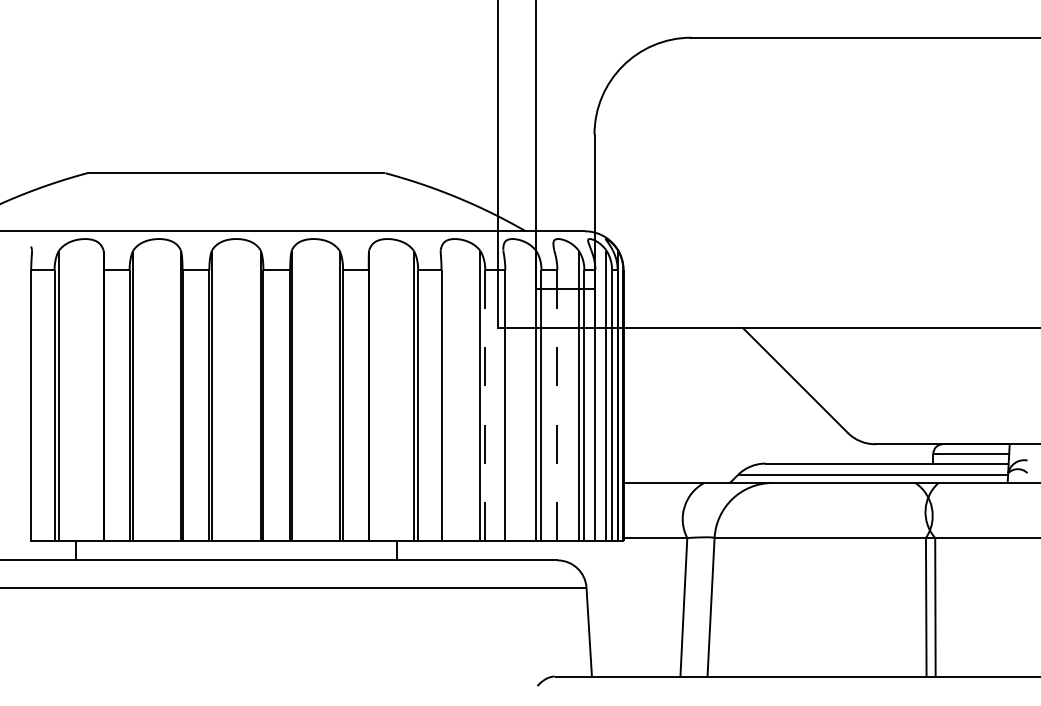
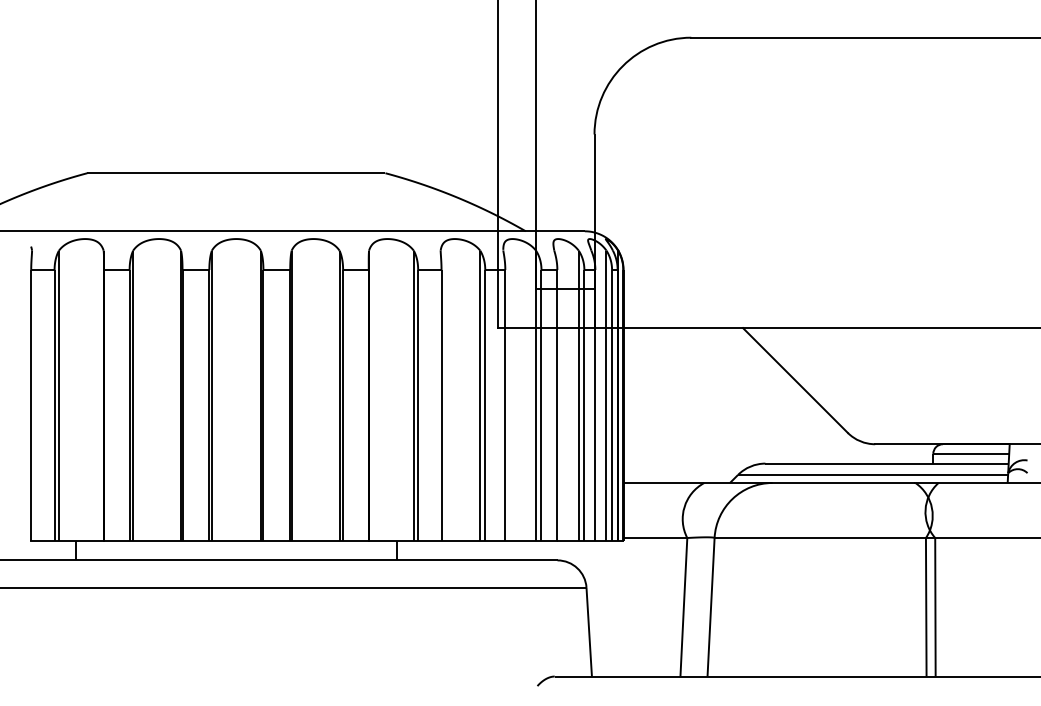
line: dashed -> solid (485, 405)
line: dashed -> solid (557, 405)
